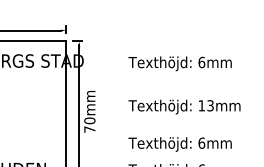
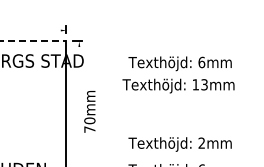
line: present -> none (31, 30)
line: solid -> dashed (33, 41)
line: present -> none (79, 104)
text position: (184, 106) -> (178, 85) (178, 85)
text: 6mm -> 2mm (201, 142)
